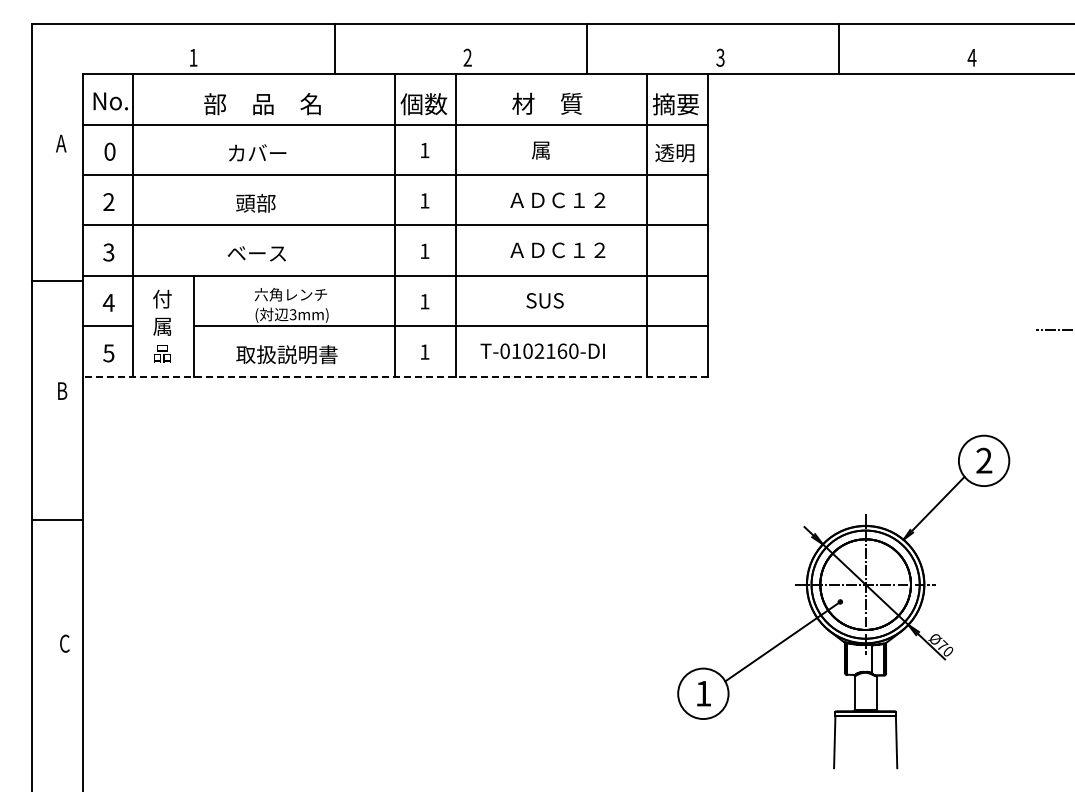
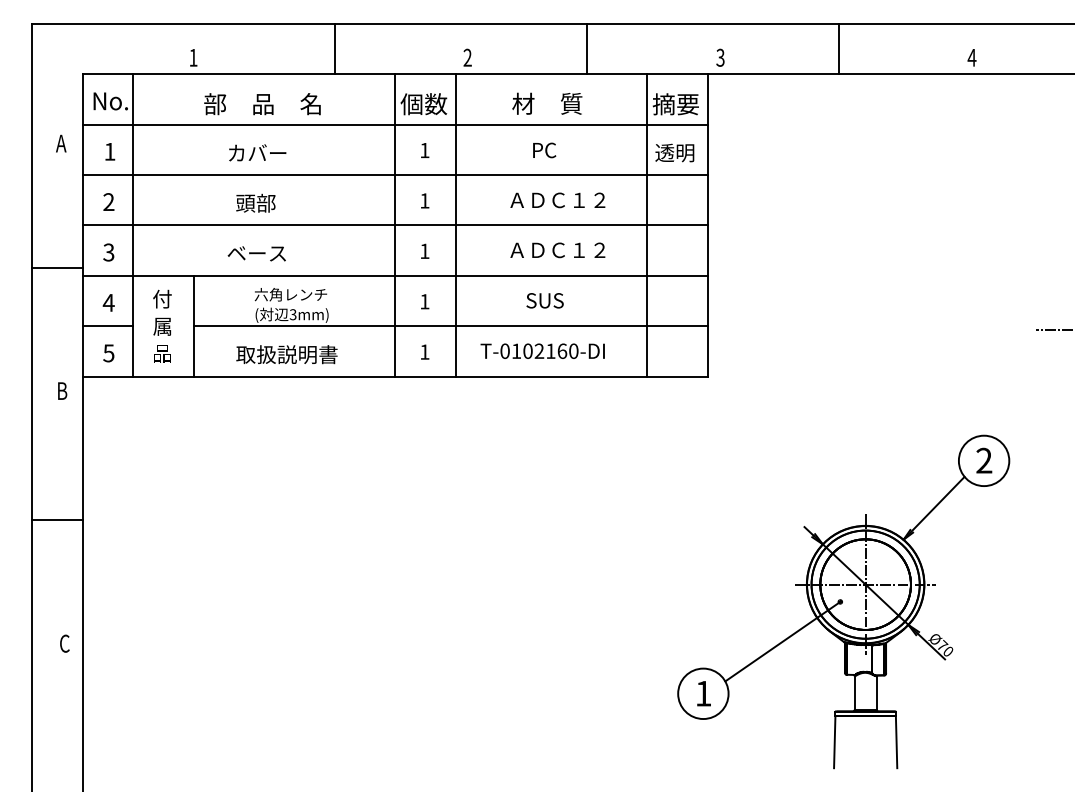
text: 属 -> PC (543, 150)
text: 0 -> 1 (109, 151)
line position: (57, 281) -> (57, 268) (57, 268)
line: dashed -> solid (395, 376)
